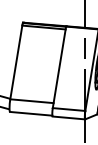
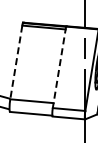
line: solid -> dashed (16, 62)
line: solid -> dashed (59, 67)
